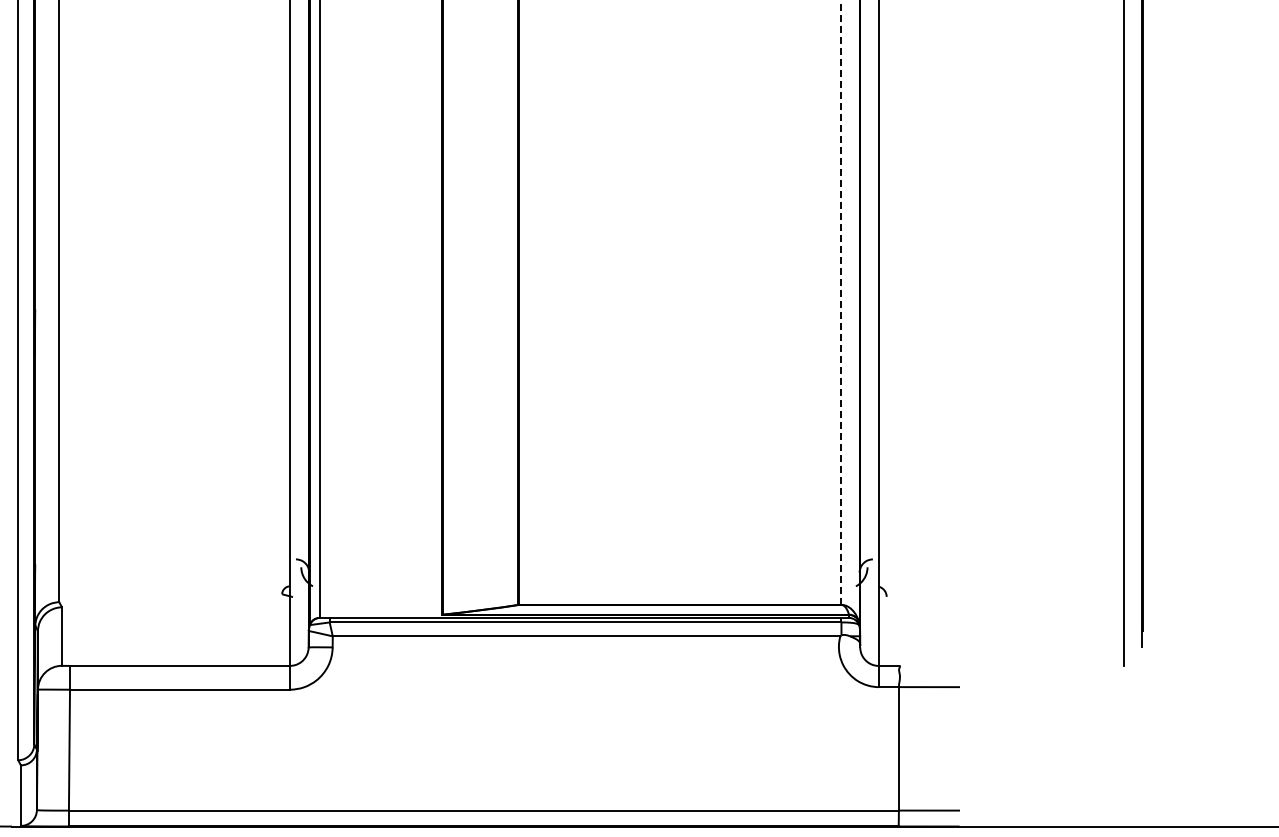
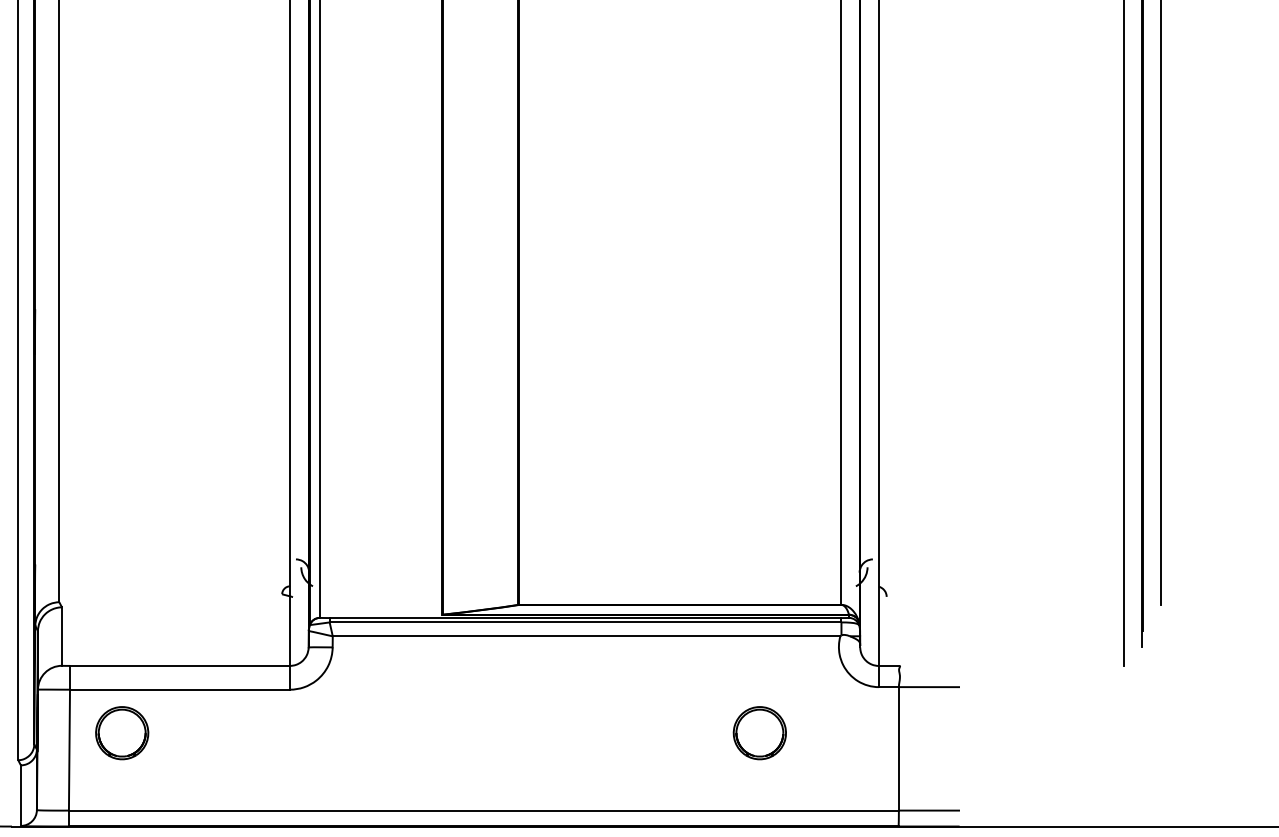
line: dashed -> solid (841, 302)
line: none -> present (1161, 303)
part: none -> present (122, 733)
part: none -> present (759, 733)
